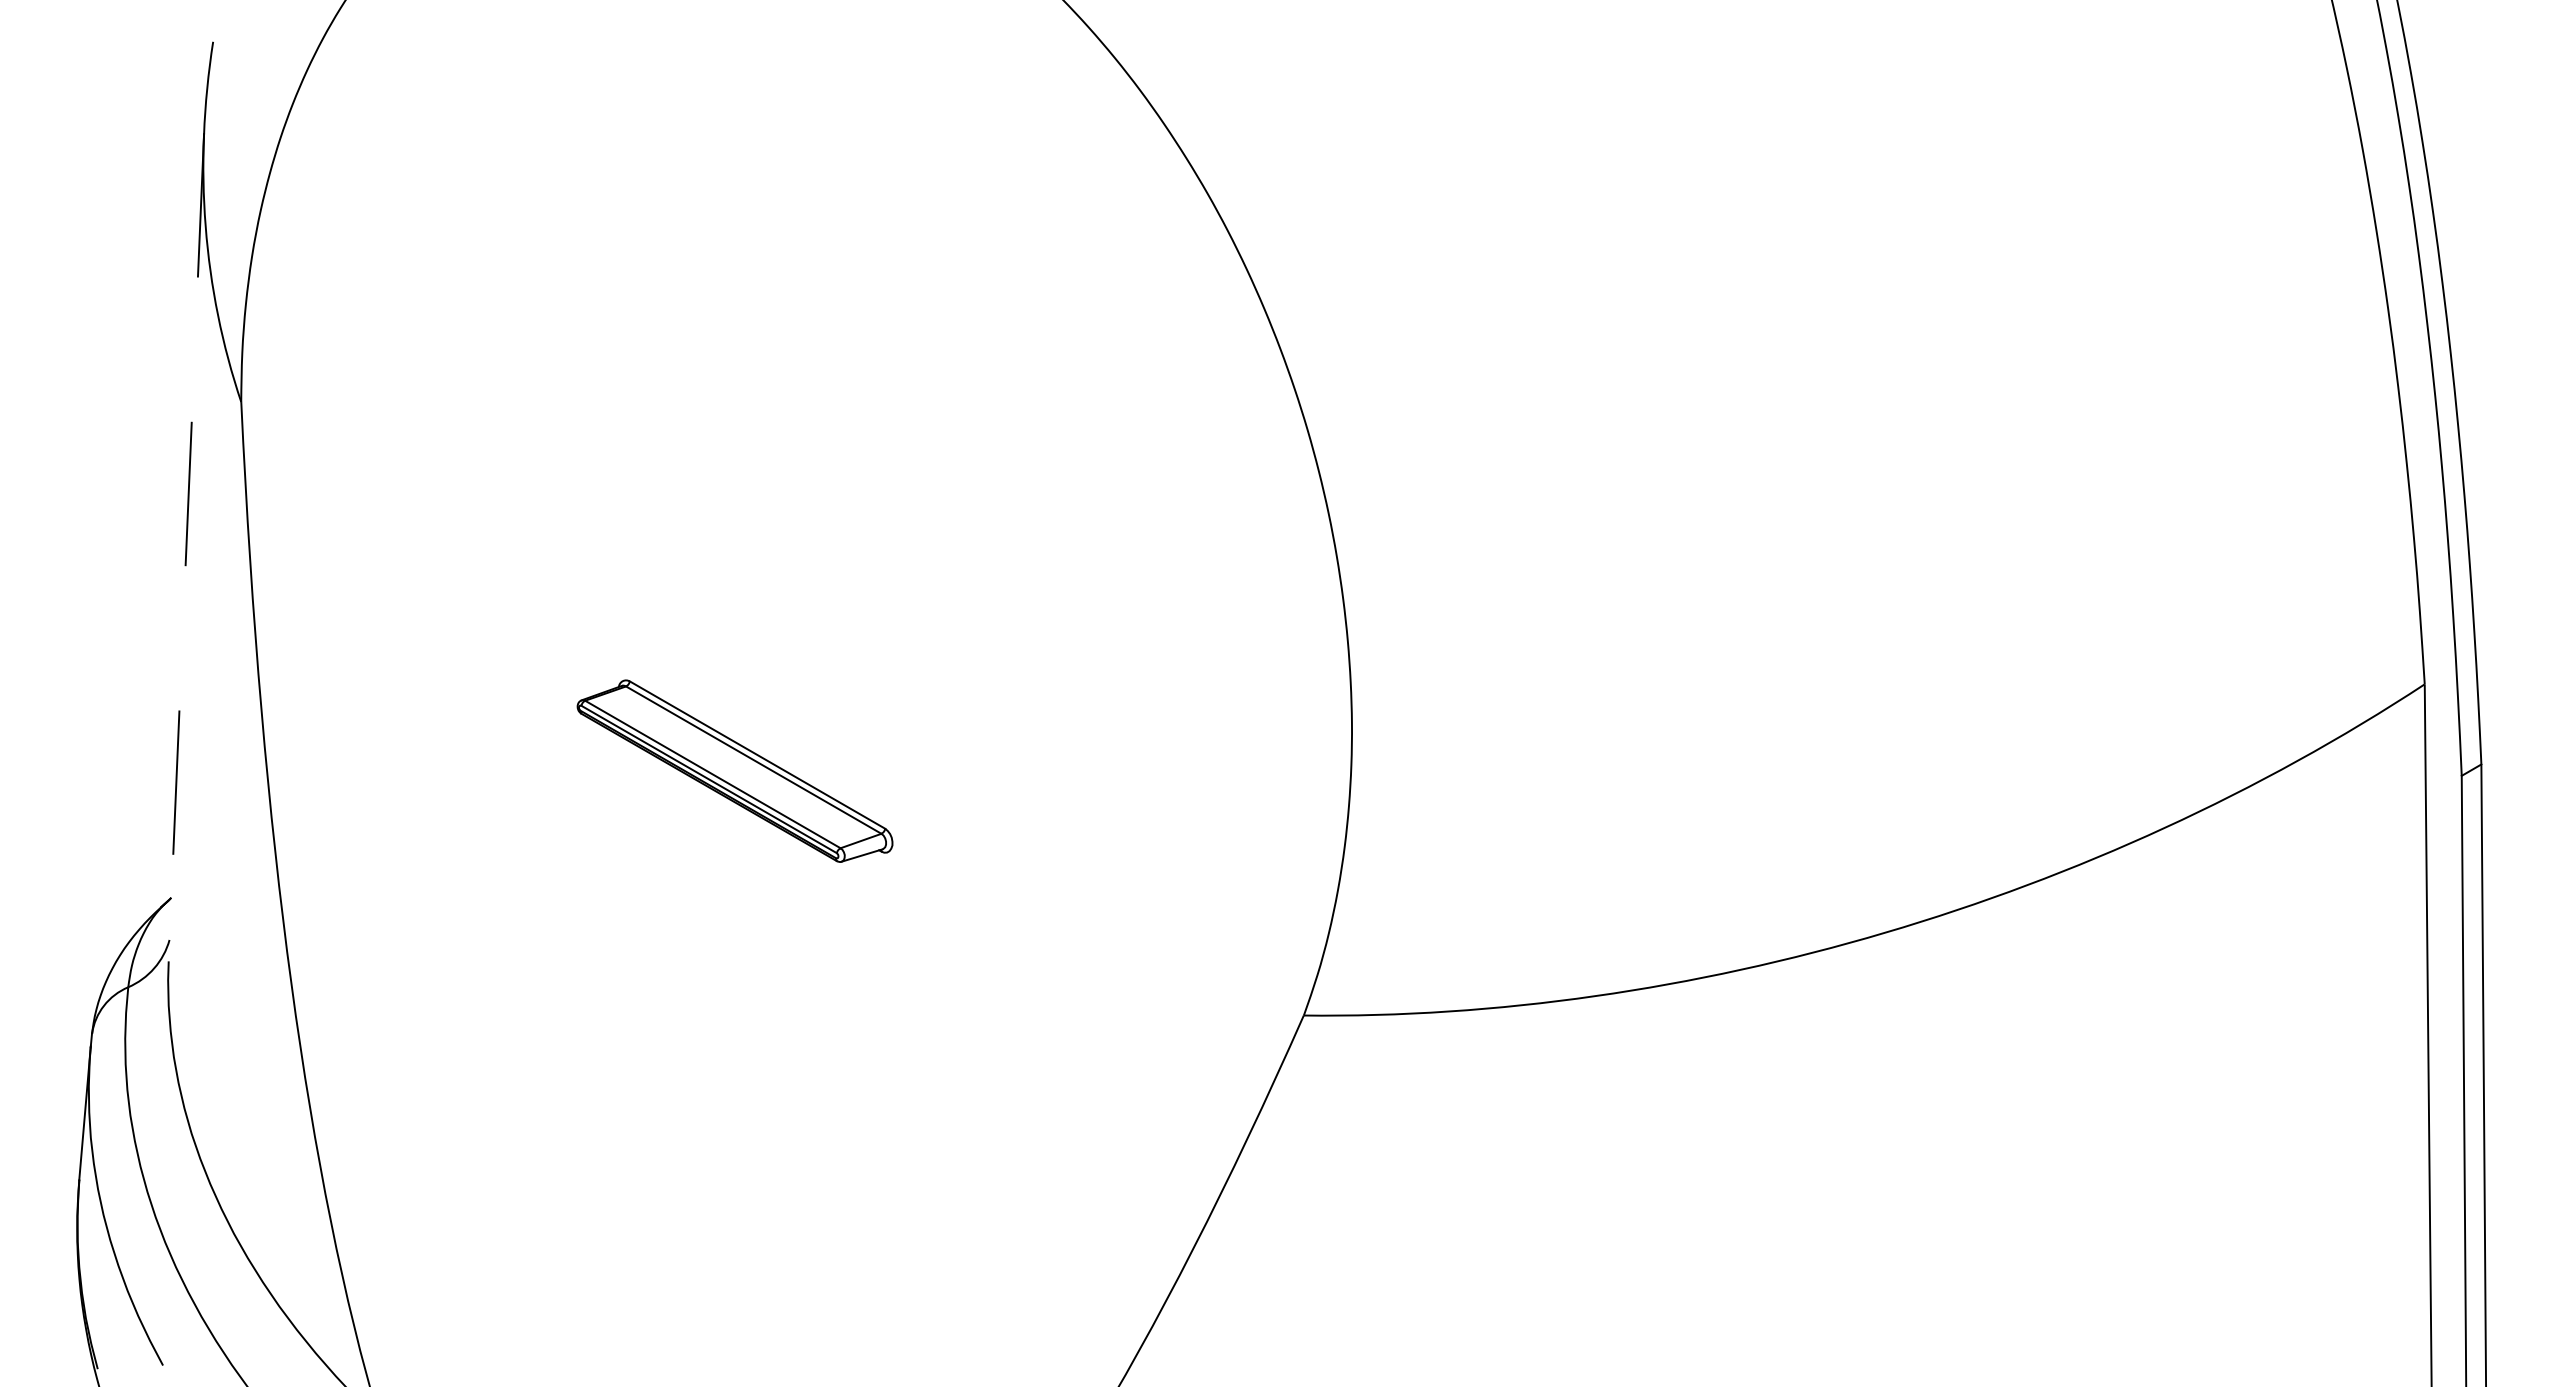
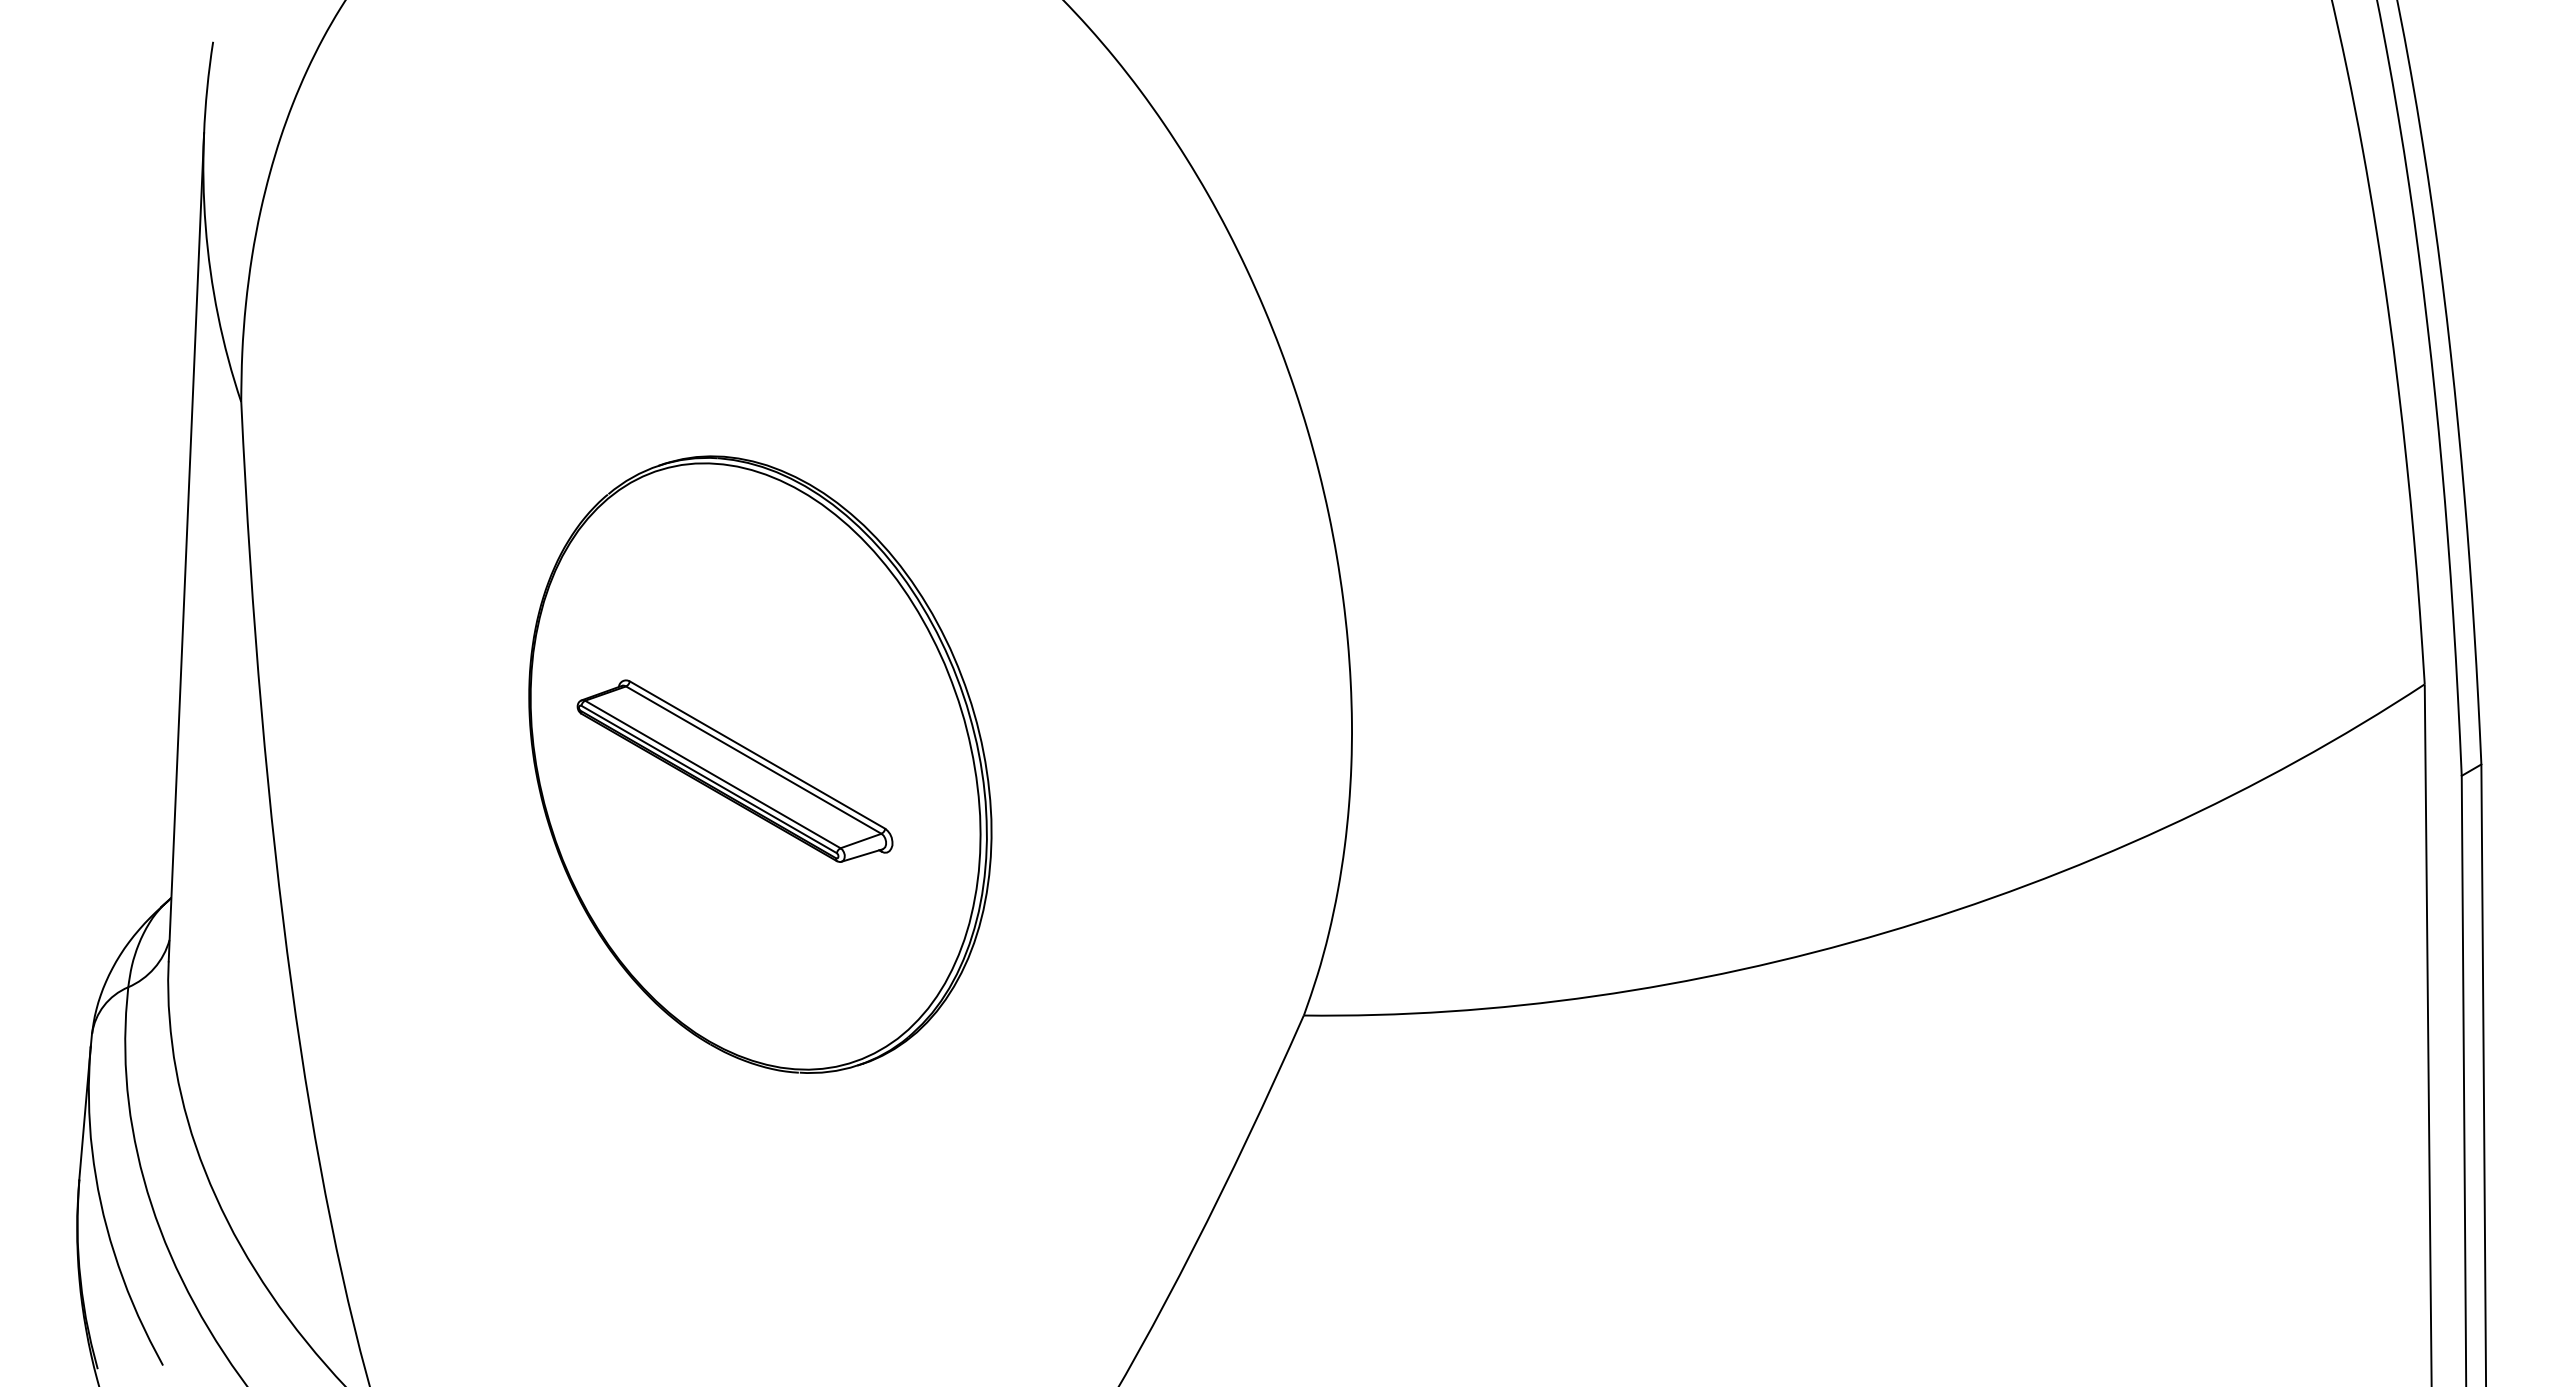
line: dashed -> solid (186, 547)
part: none -> present (760, 764)
